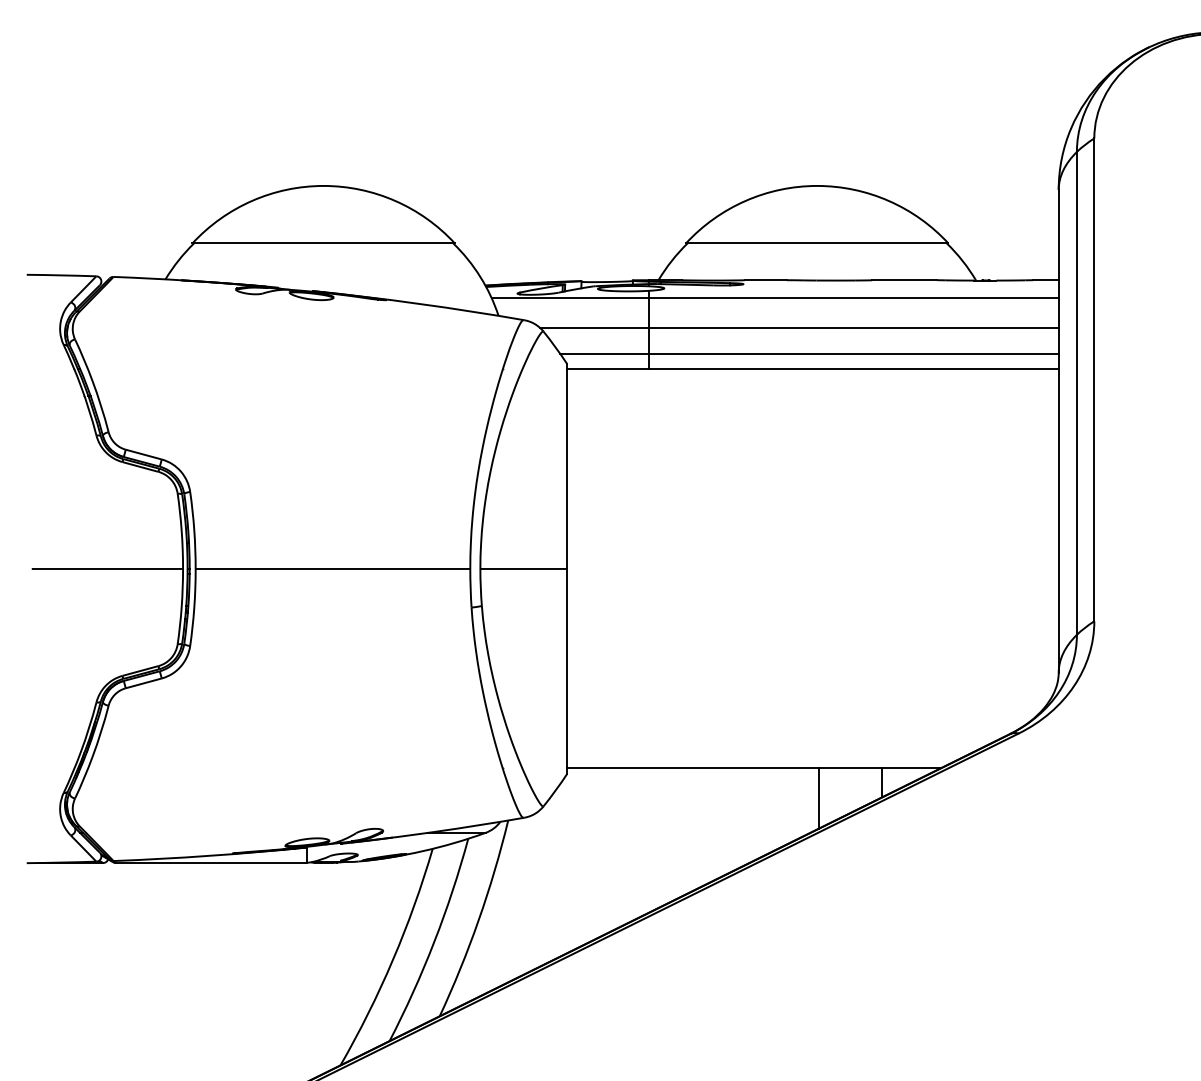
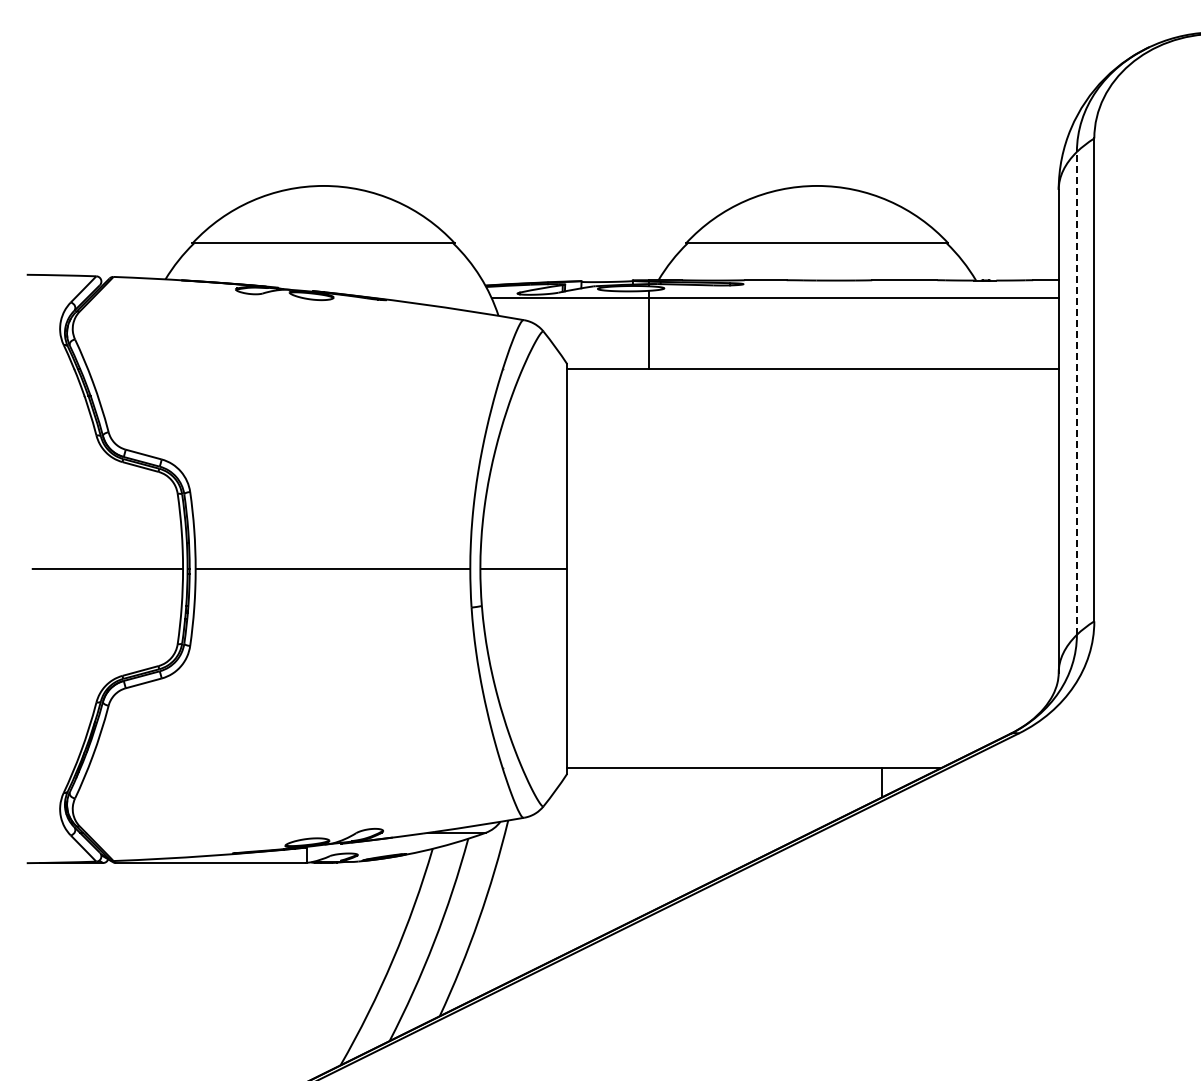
line: present -> none (799, 328)
line: present -> none (809, 353)
line: solid -> dashed (1076, 392)
line: present -> none (819, 798)
